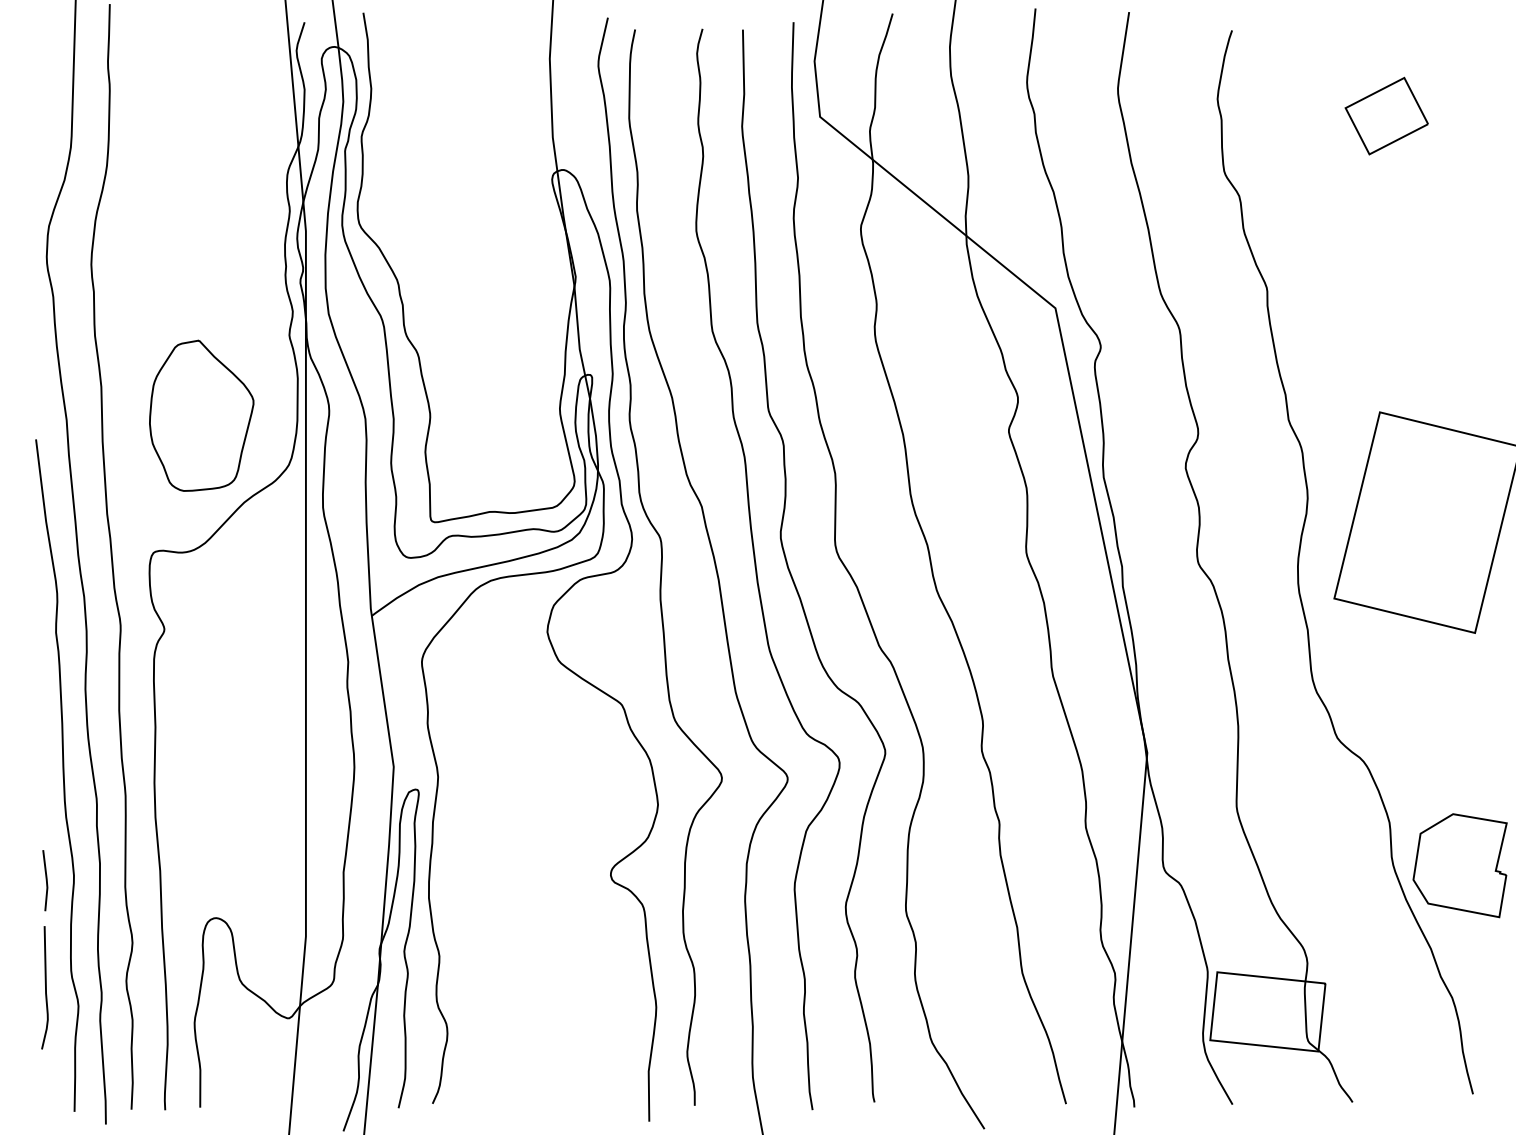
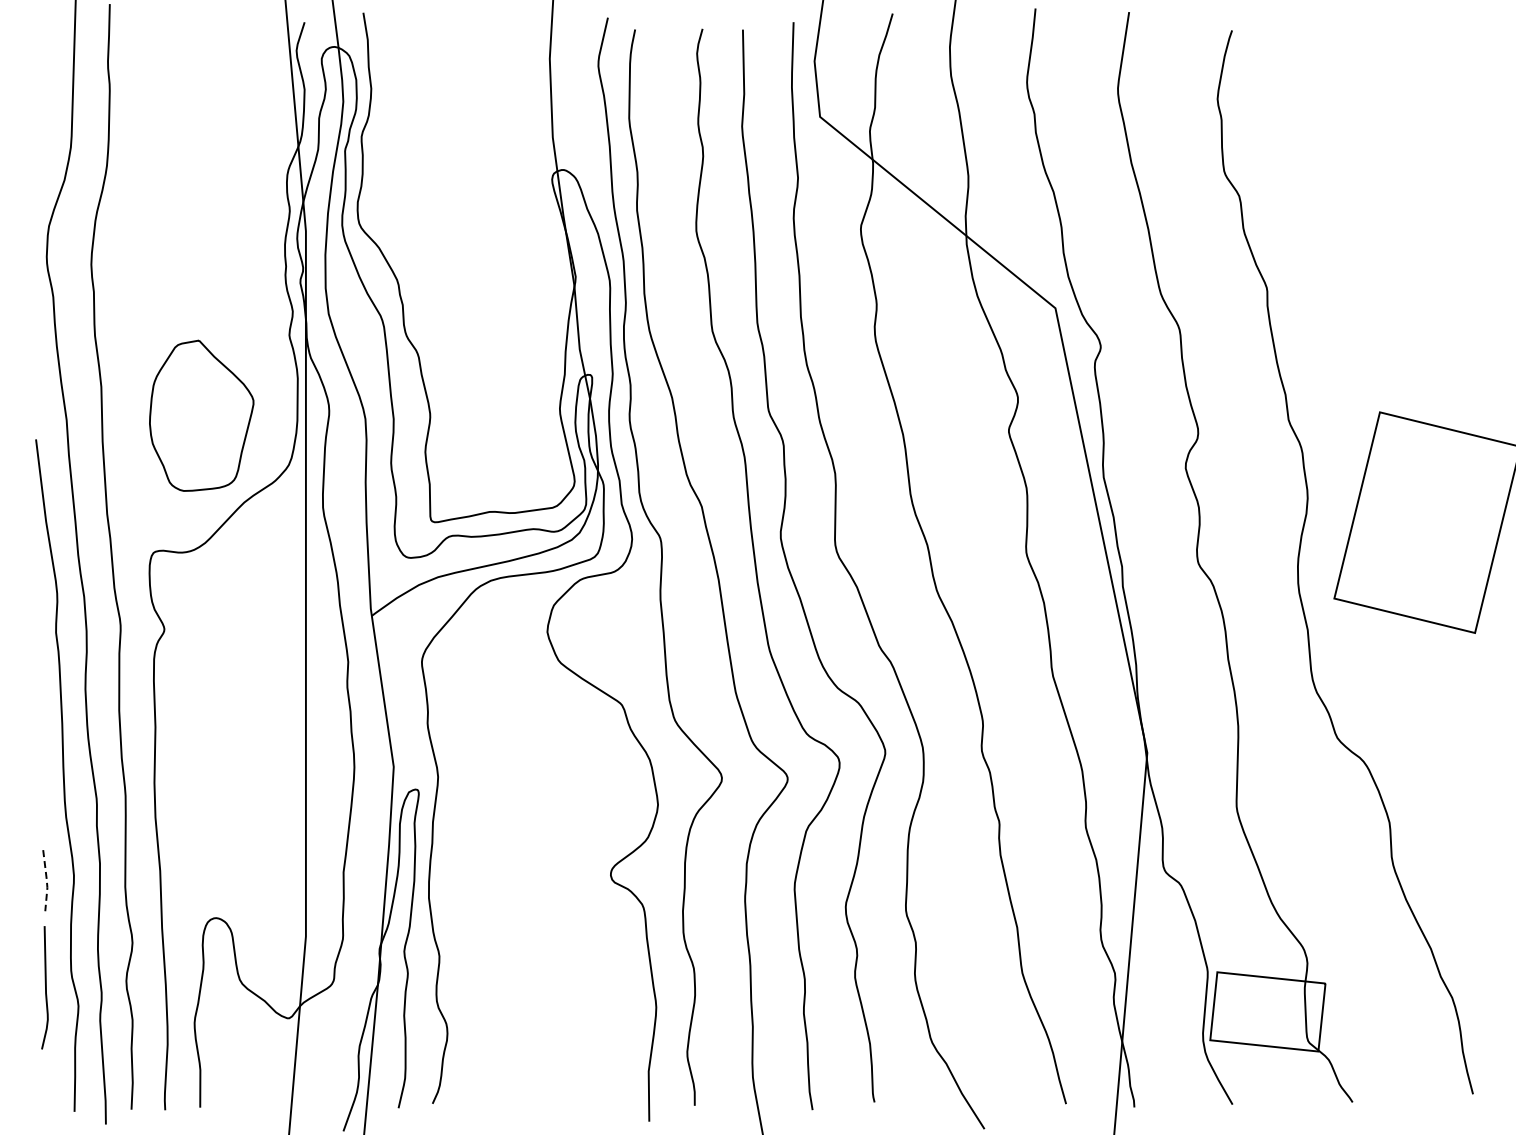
part: present -> none (1386, 115)
part: present -> none (1459, 865)
line: solid -> dashed (46, 881)
